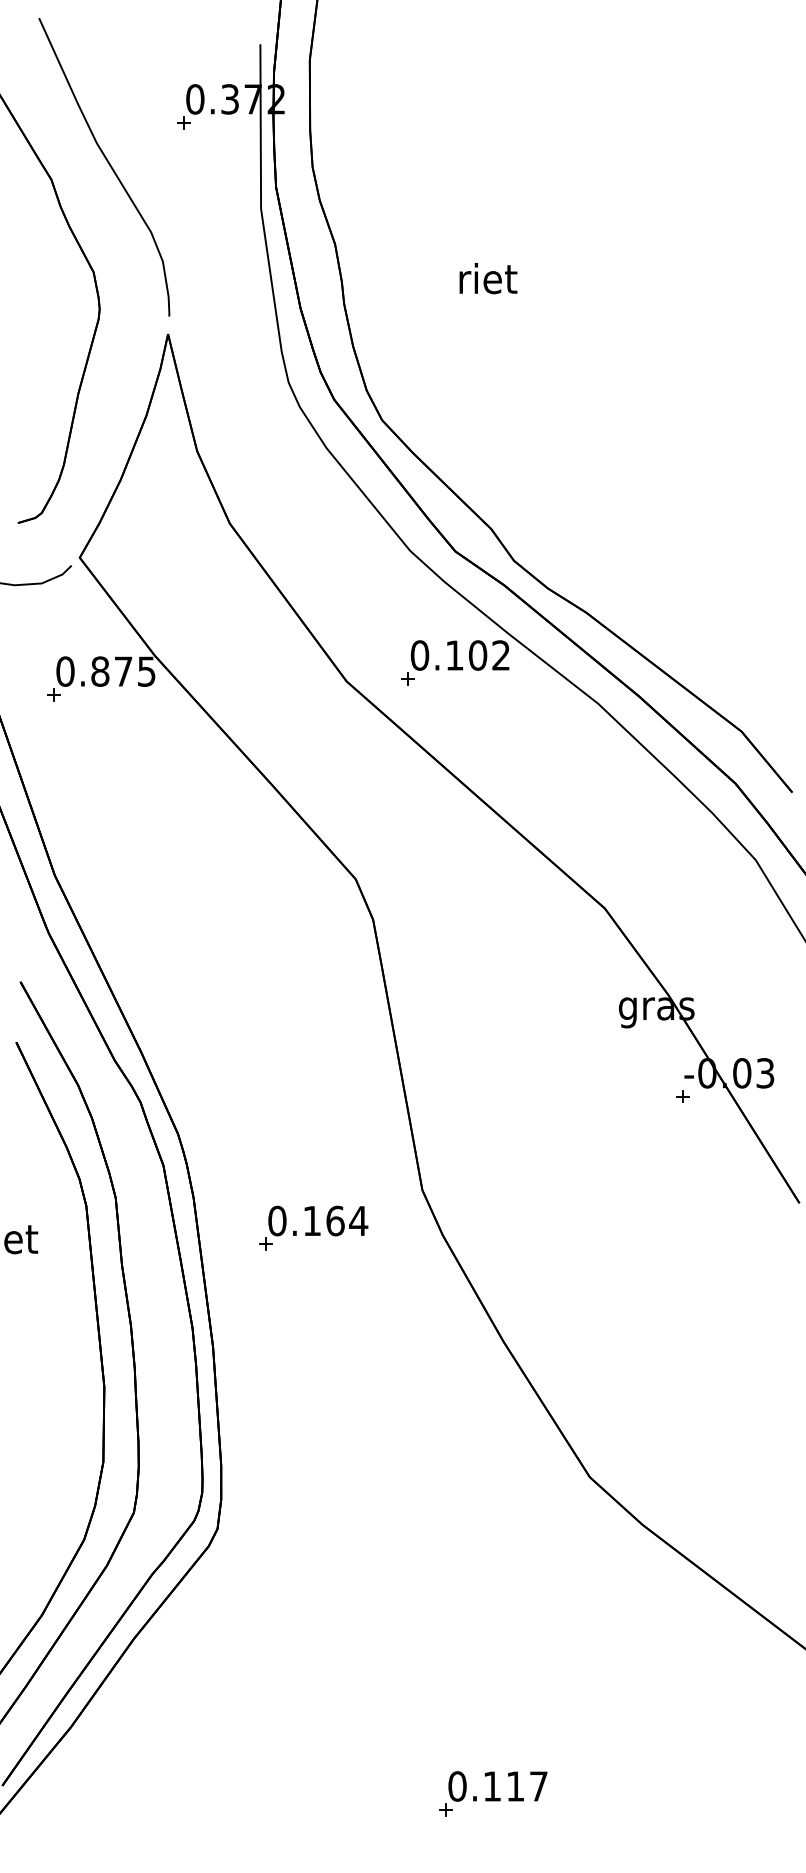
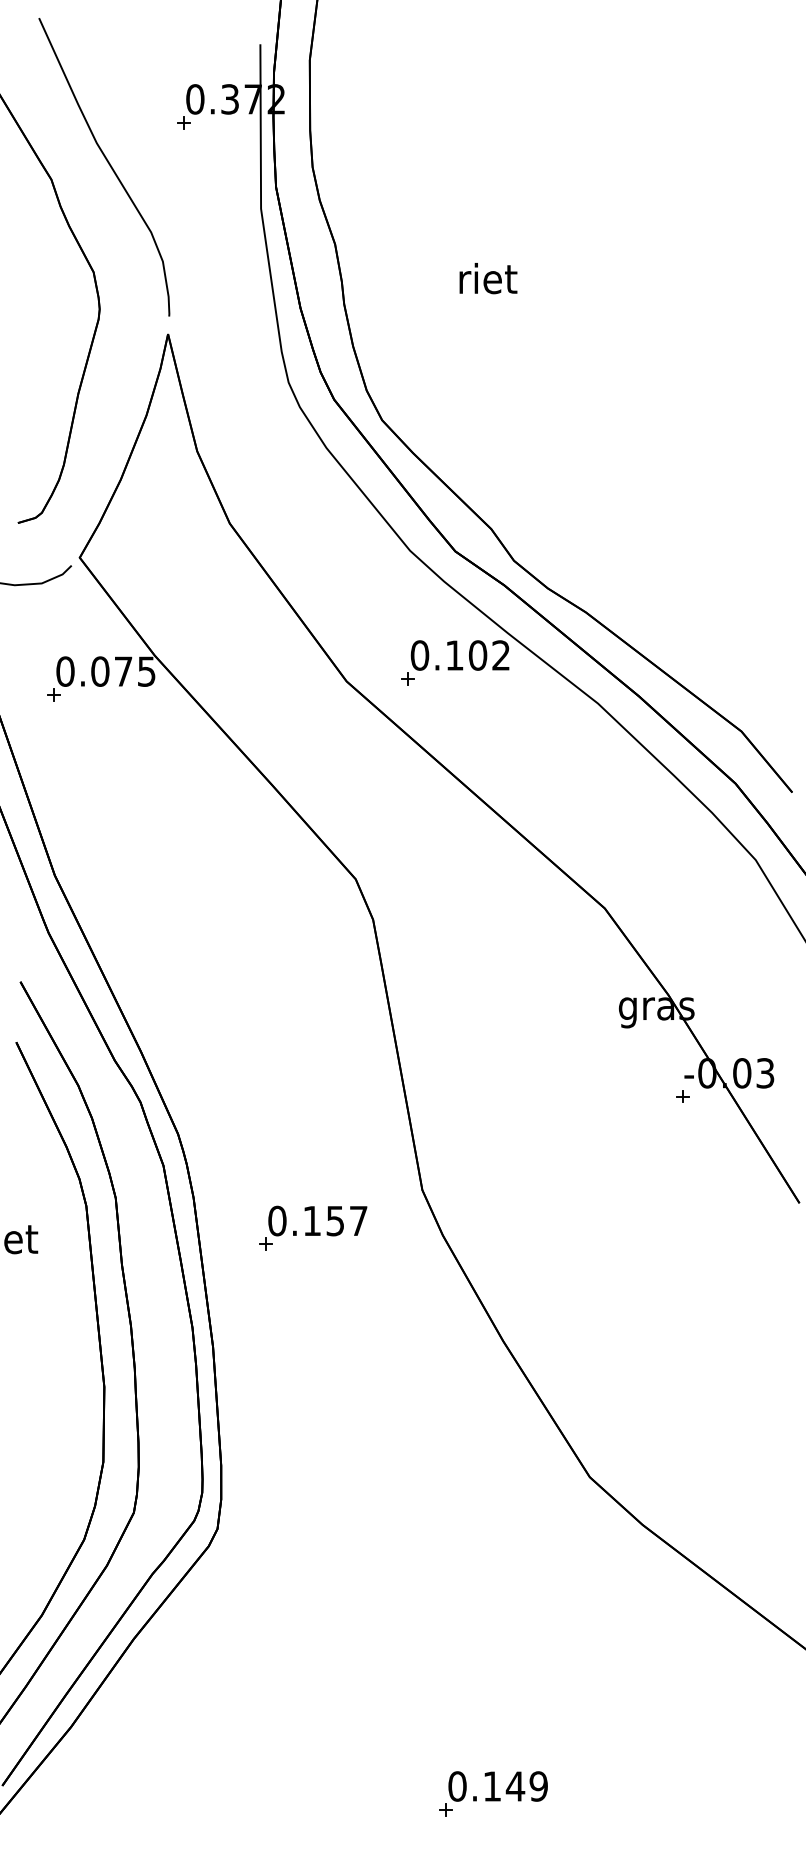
text: 0.875 -> 0.075 (100, 671)
text: 0.164 -> 0.157 (347, 1220)
text: 0.117 -> 0.149 (526, 1786)
